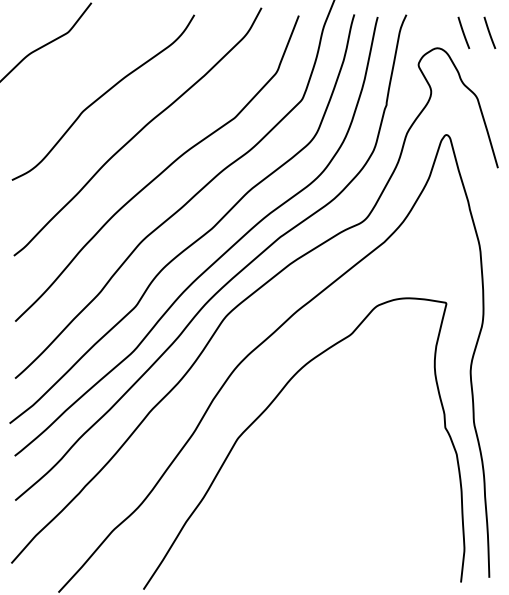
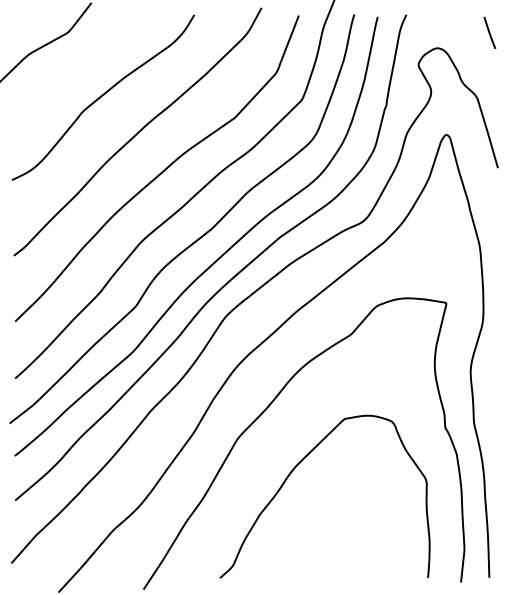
line: present -> none (463, 32)
curve: none -> present (292, 472)
